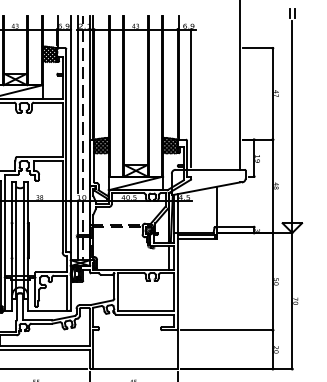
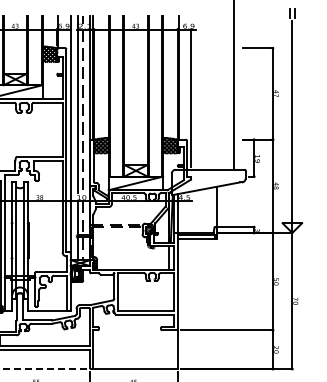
line position: (239, 85) -> (233, 85) (233, 85)
line: solid -> dashed (43, 369)
